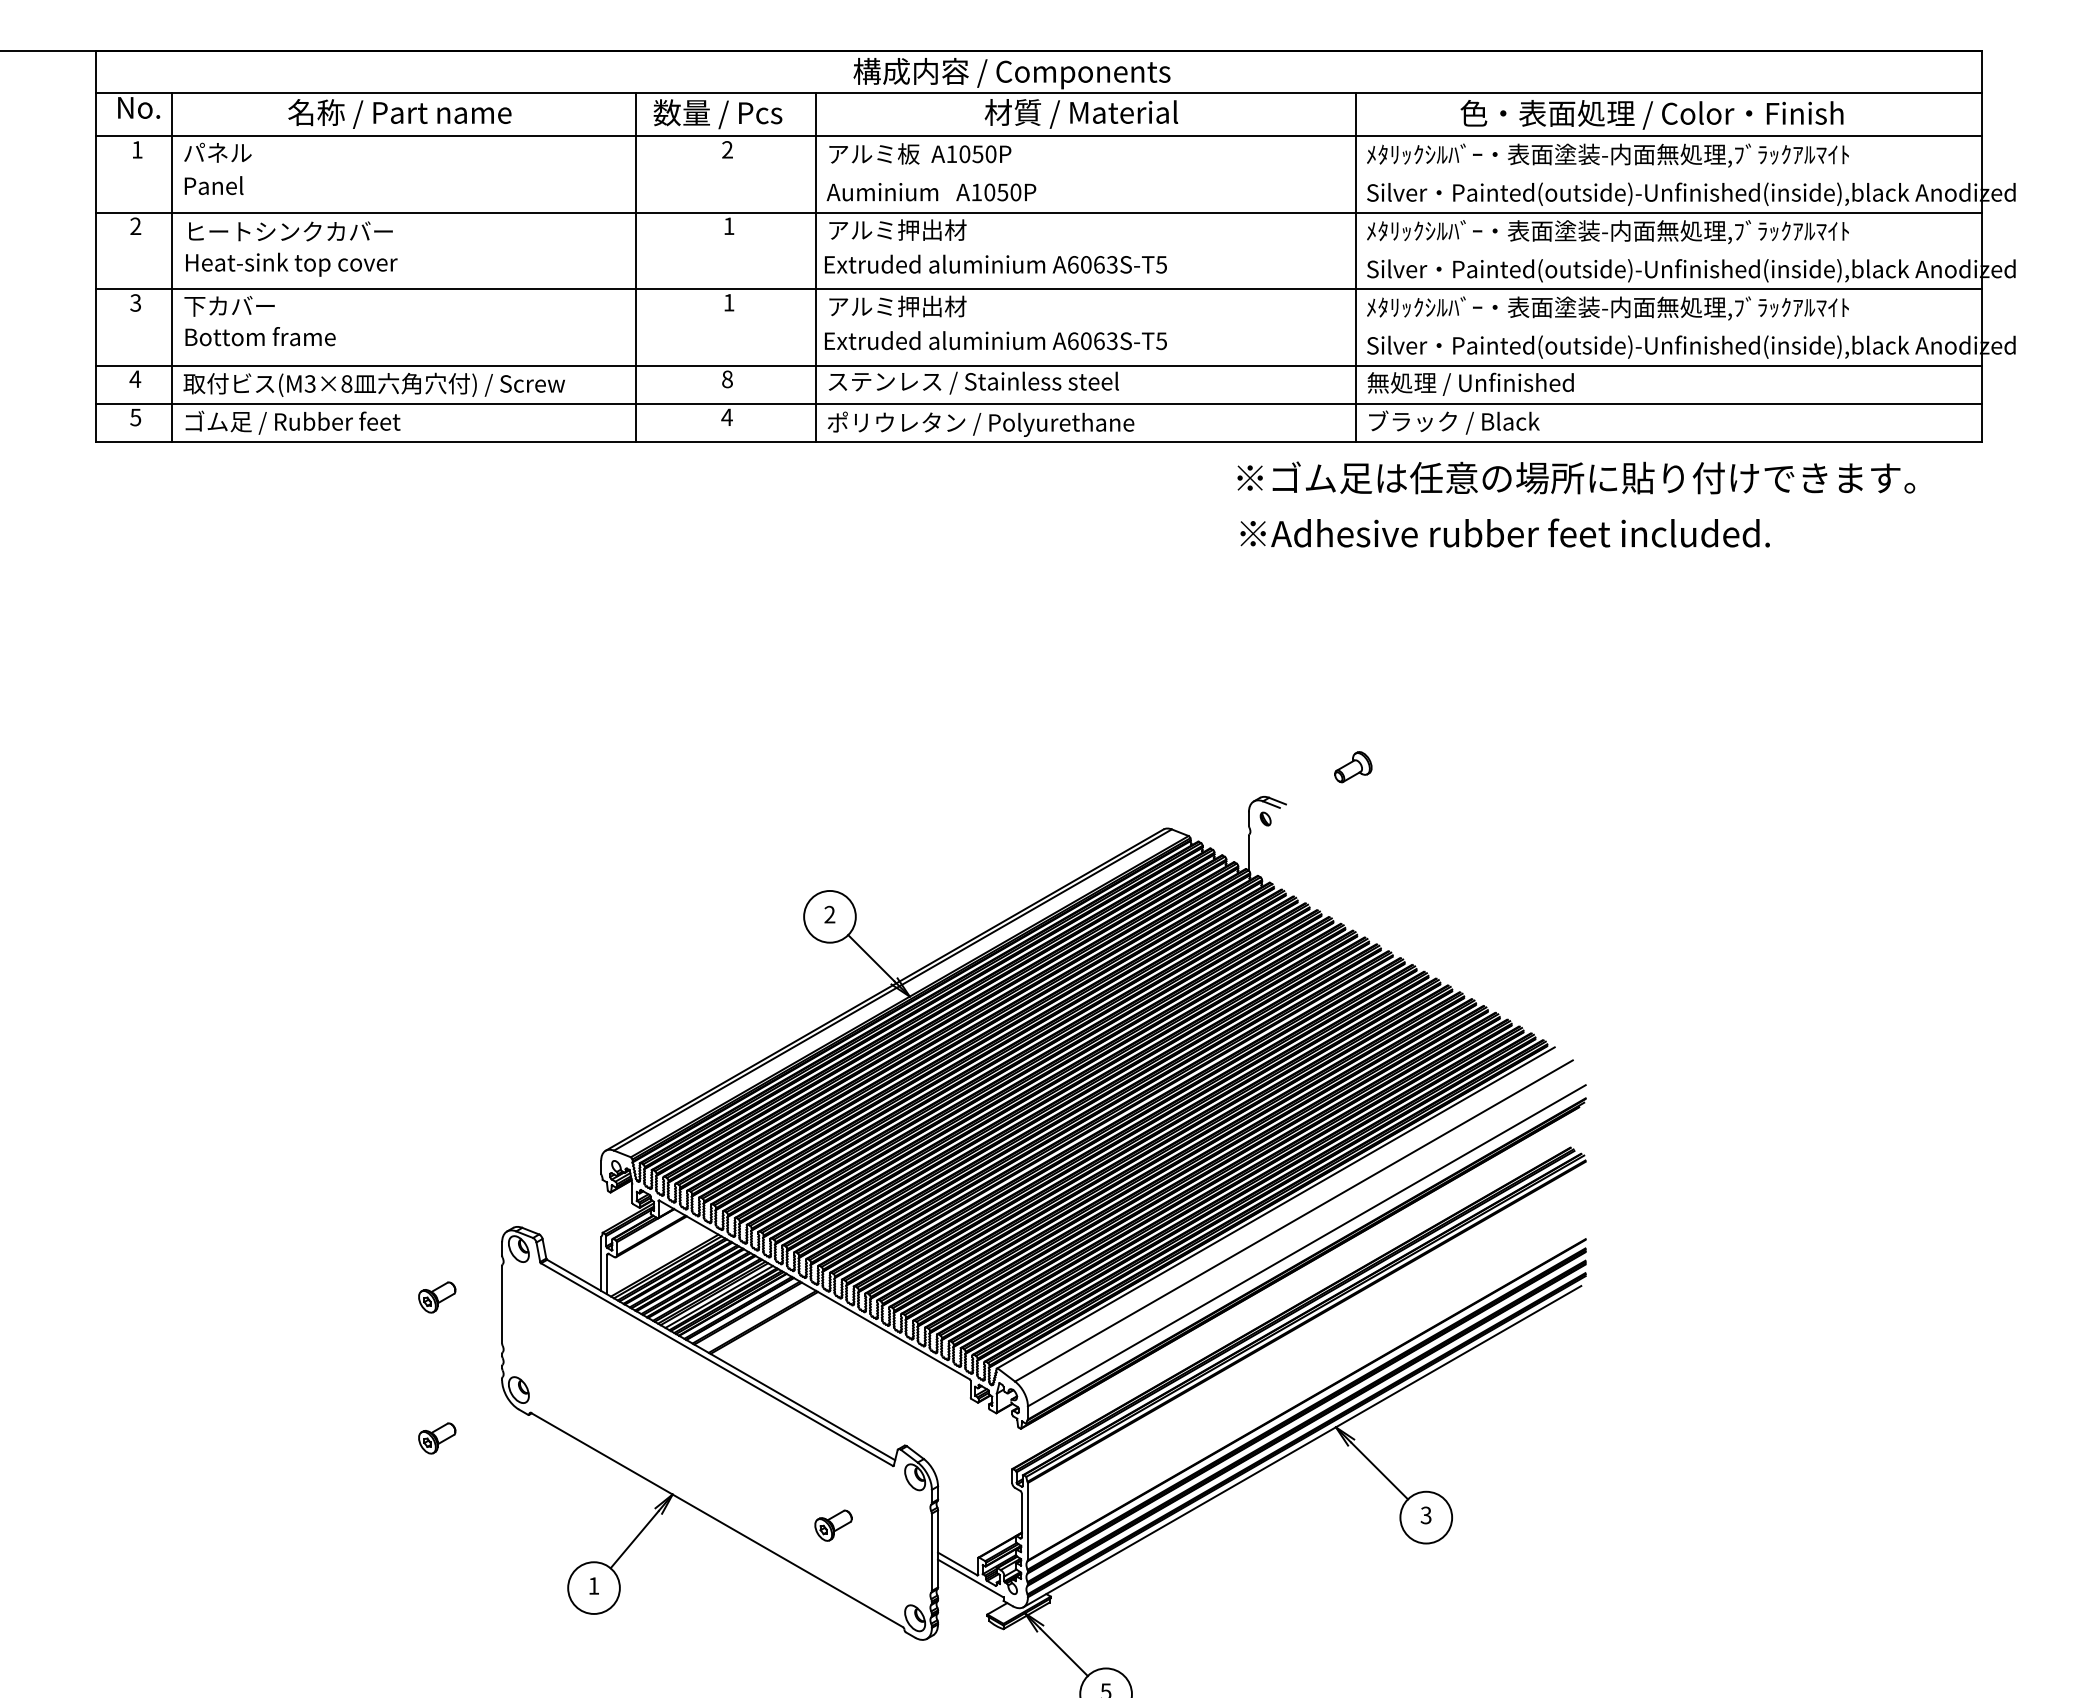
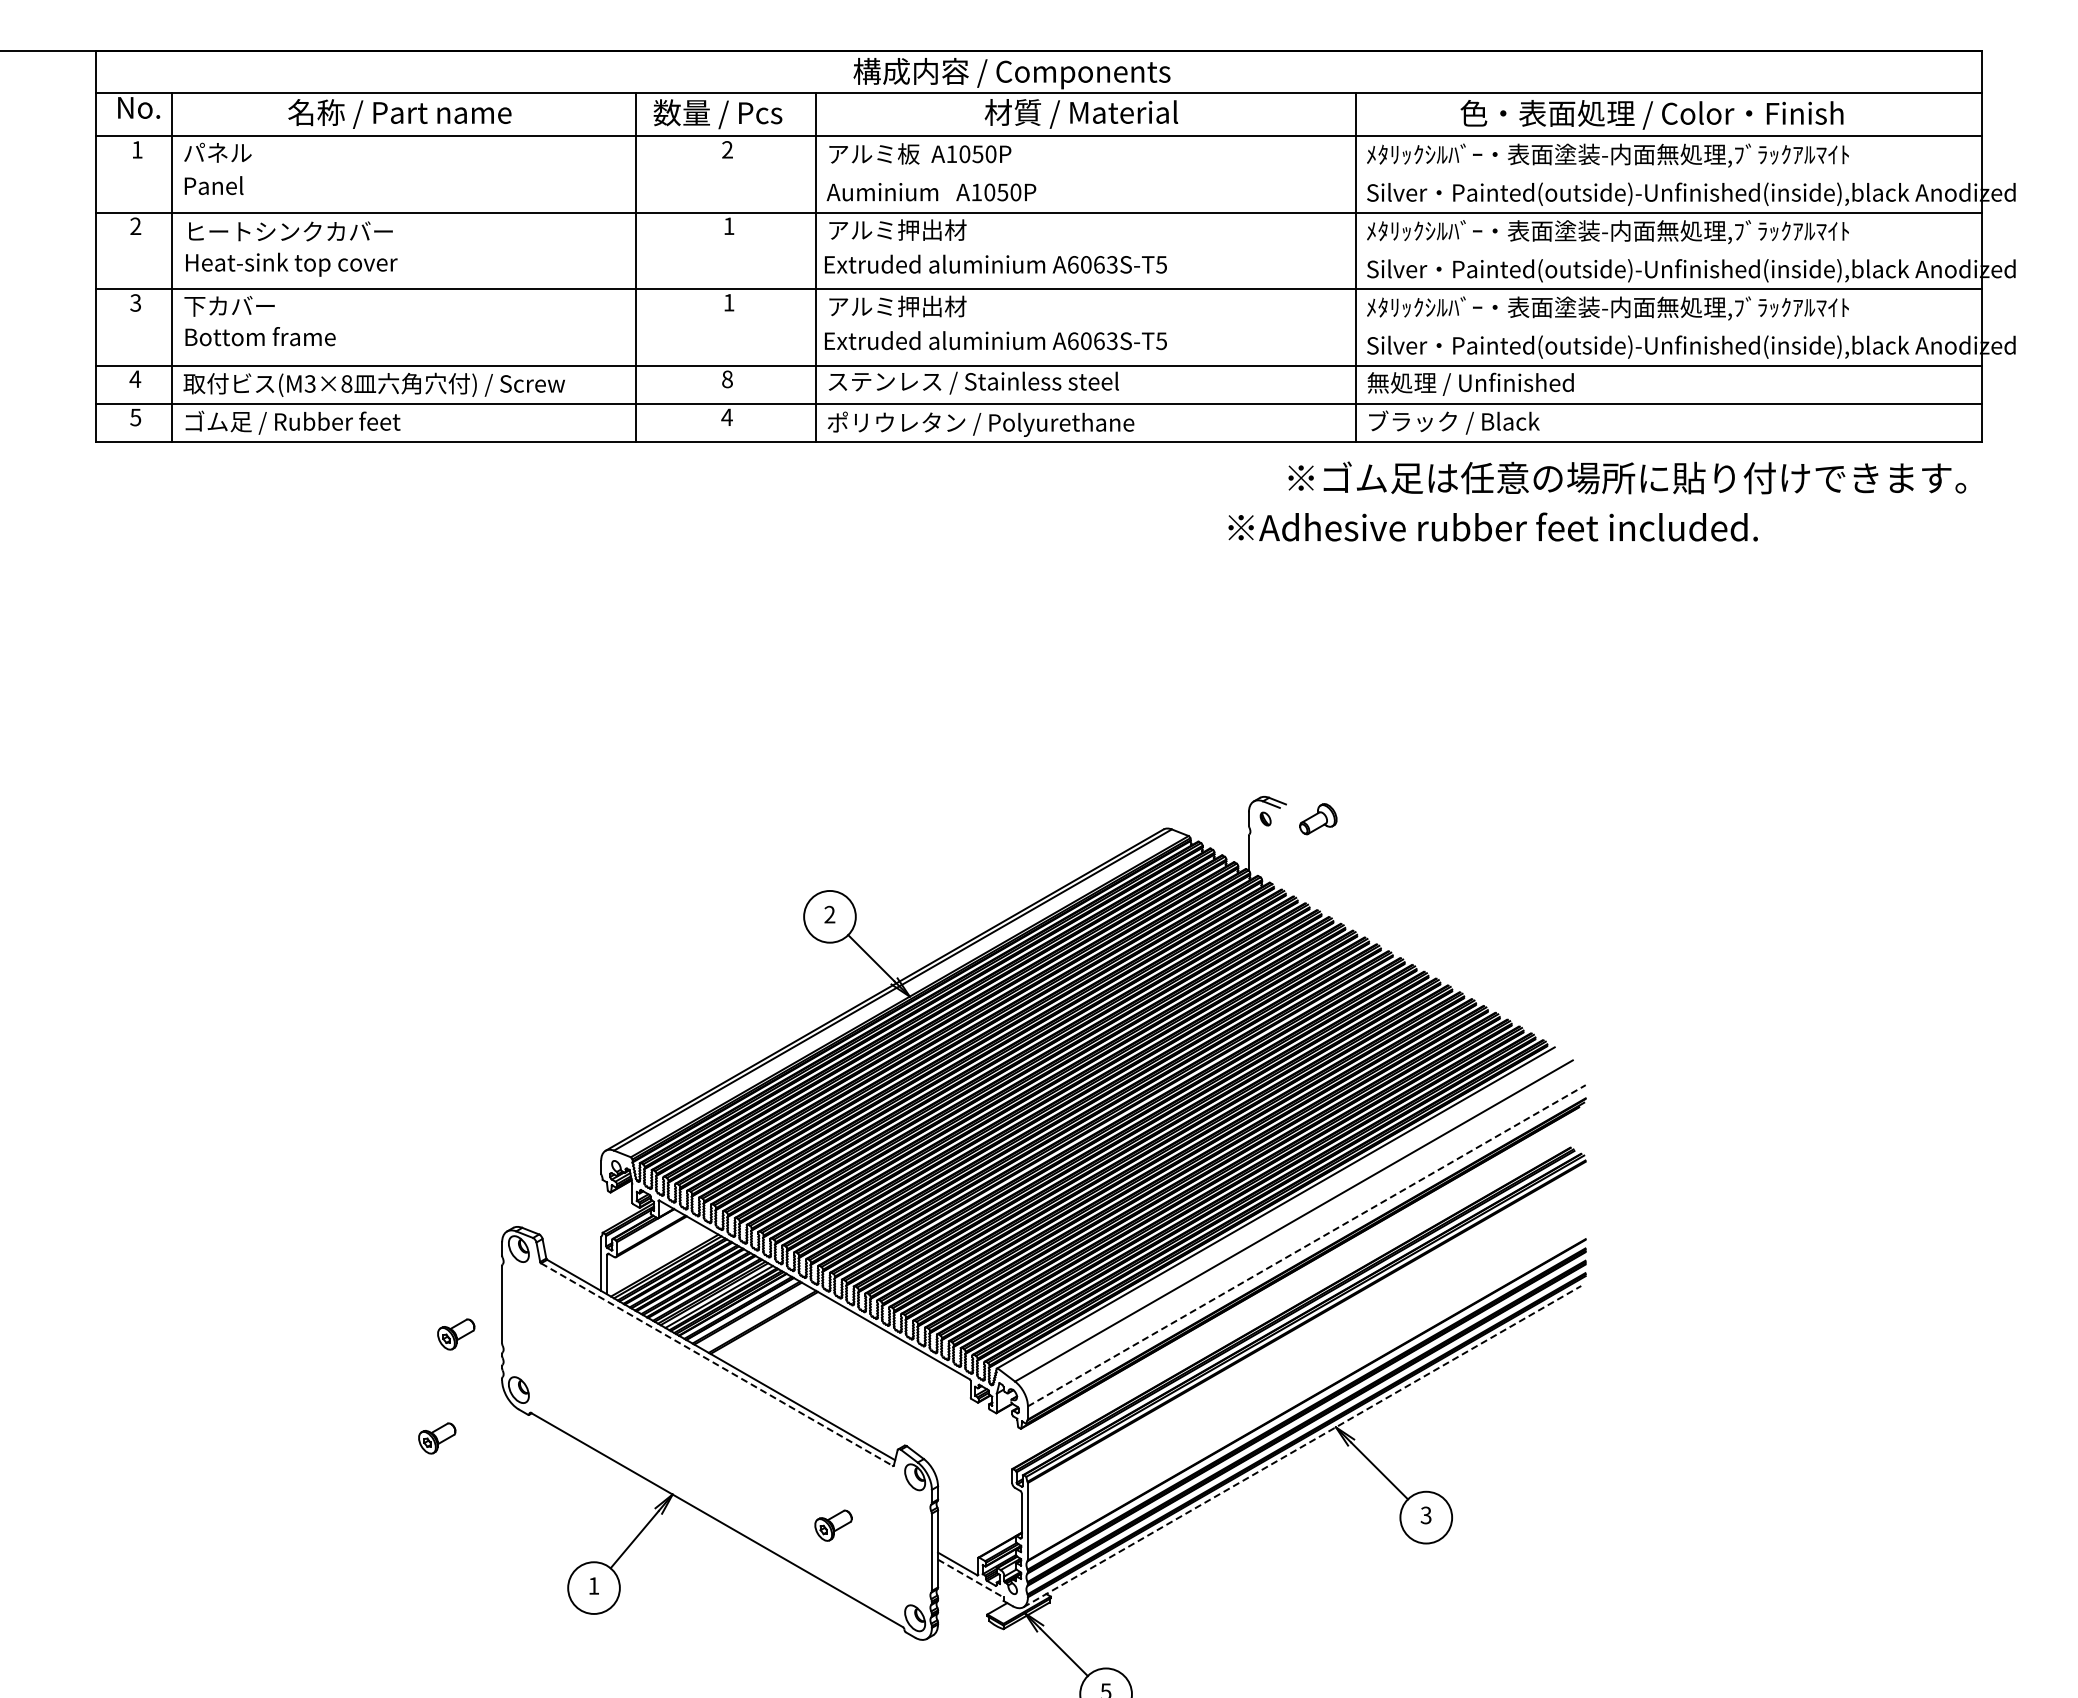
text position: (1576, 477) -> (1627, 477) (1627, 477)
text position: (1504, 532) -> (1492, 526) (1492, 526)
part position: (1353, 767) -> (1318, 819) (1318, 819)
line: solid -> dashed (1306, 1245)
part position: (437, 1297) -> (456, 1334) (456, 1334)
line: solid -> dashed (717, 1364)
line: solid -> dashed (1302, 1446)
line: solid -> dashed (970, 1578)
